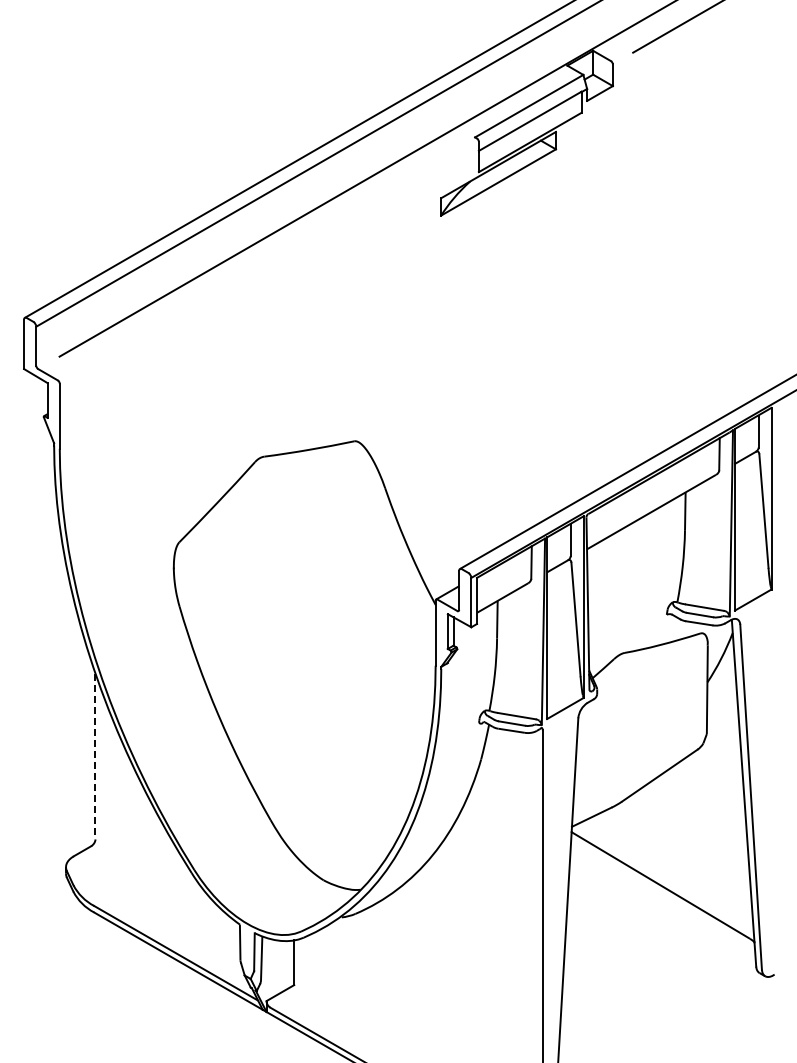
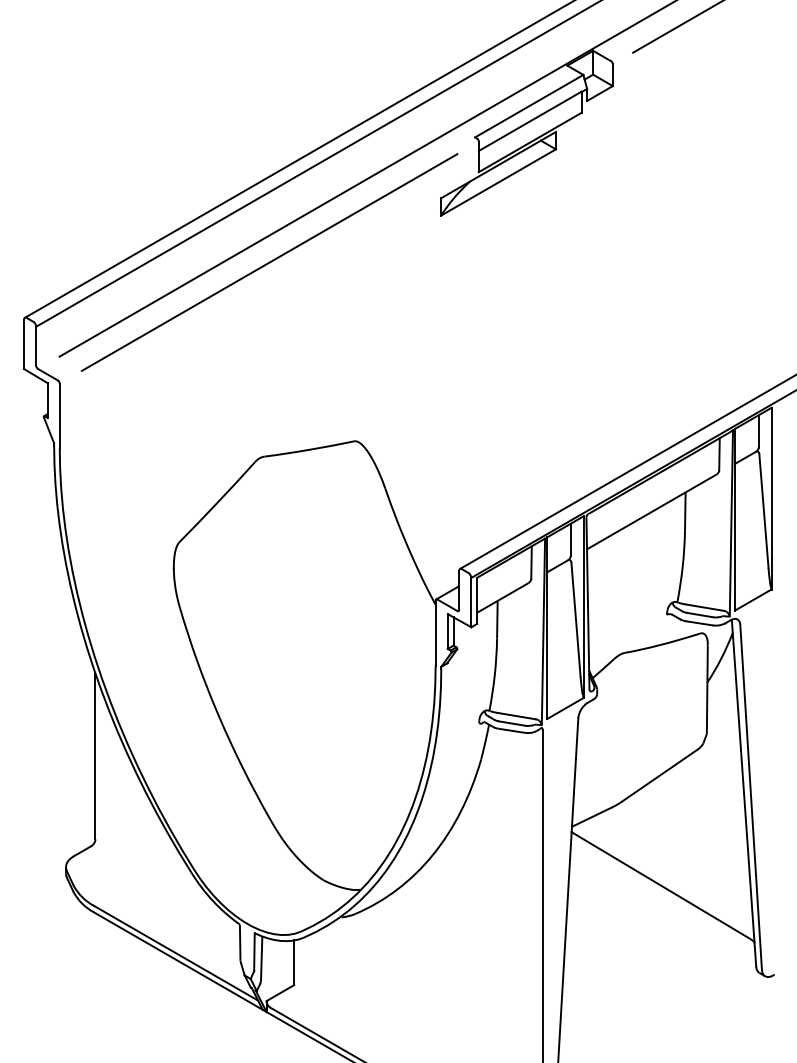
line: none -> present (269, 262)
line: dashed -> solid (95, 756)
